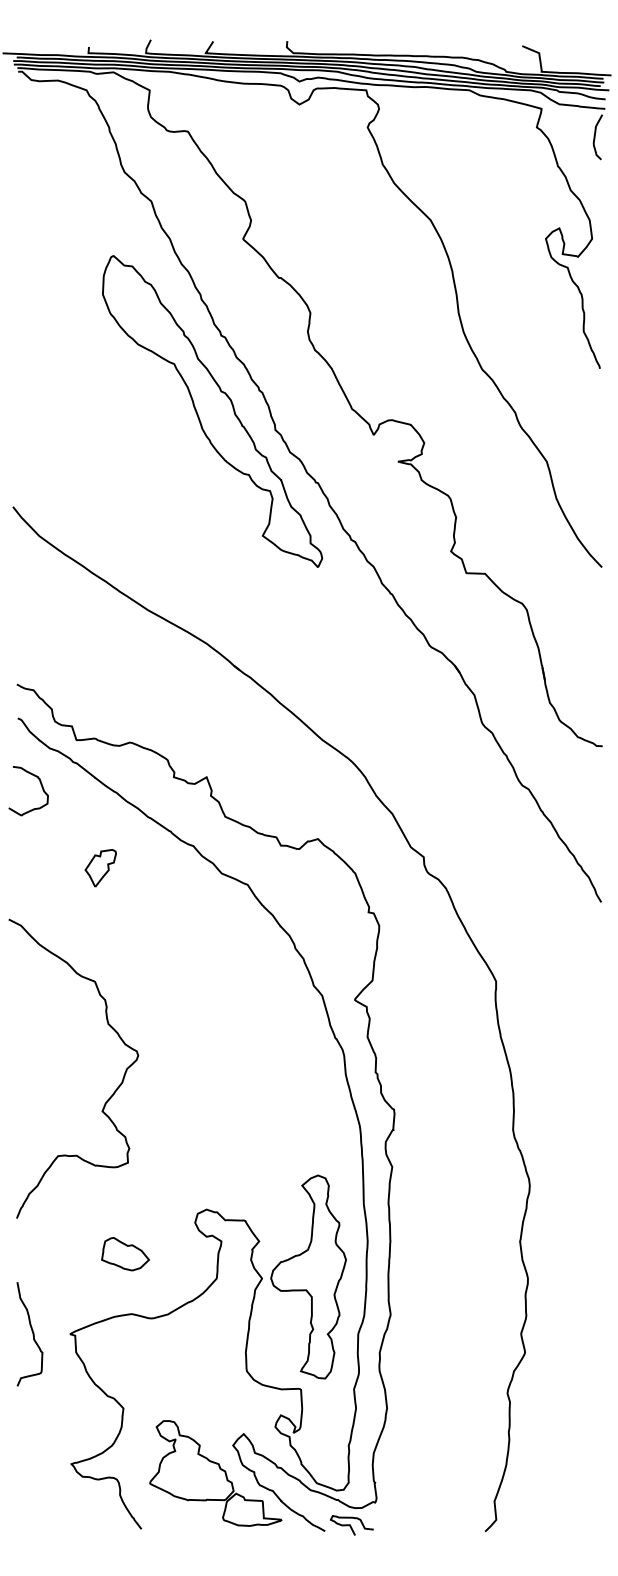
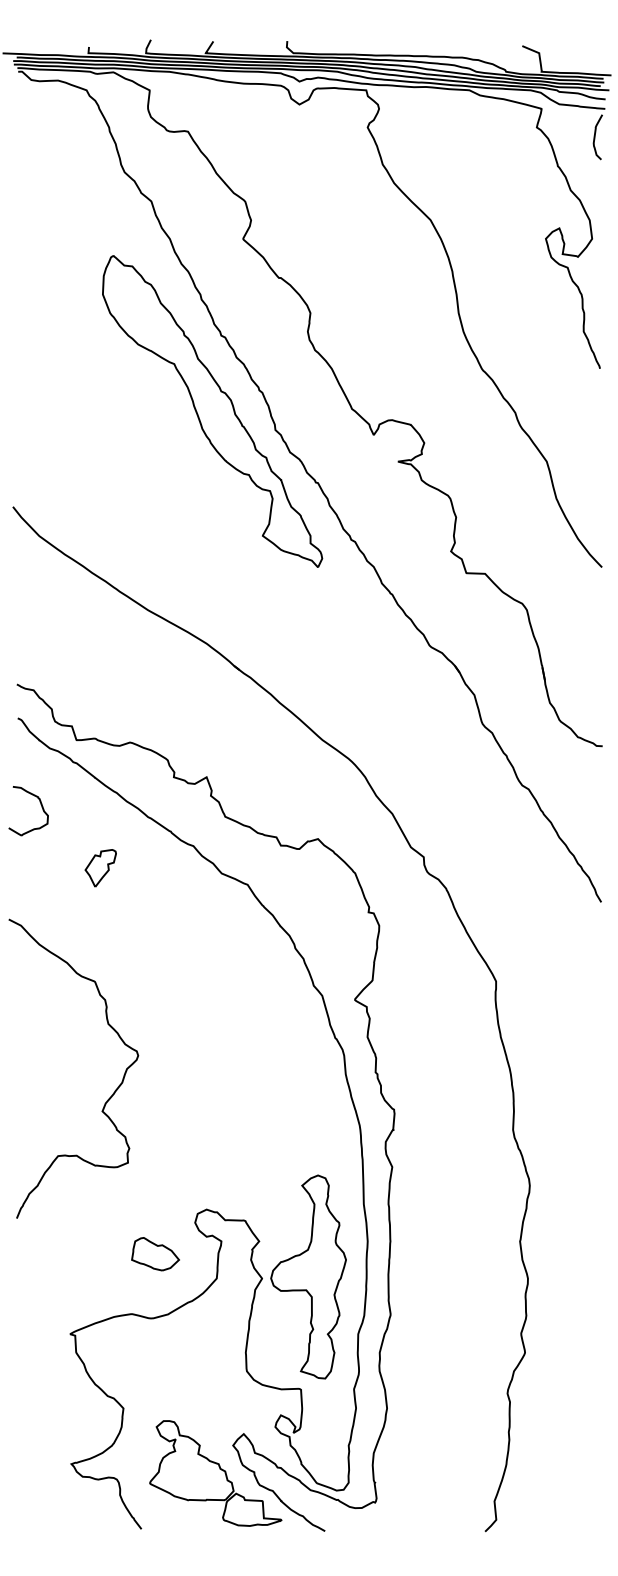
curve position: (41, 787) -> (41, 807) (41, 807)
part position: (125, 1254) -> (155, 1254) (155, 1254)
curve: present -> none (32, 1334)
curve: present -> none (351, 1525)
